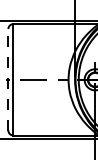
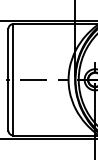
line: dashed -> solid (8, 79)
